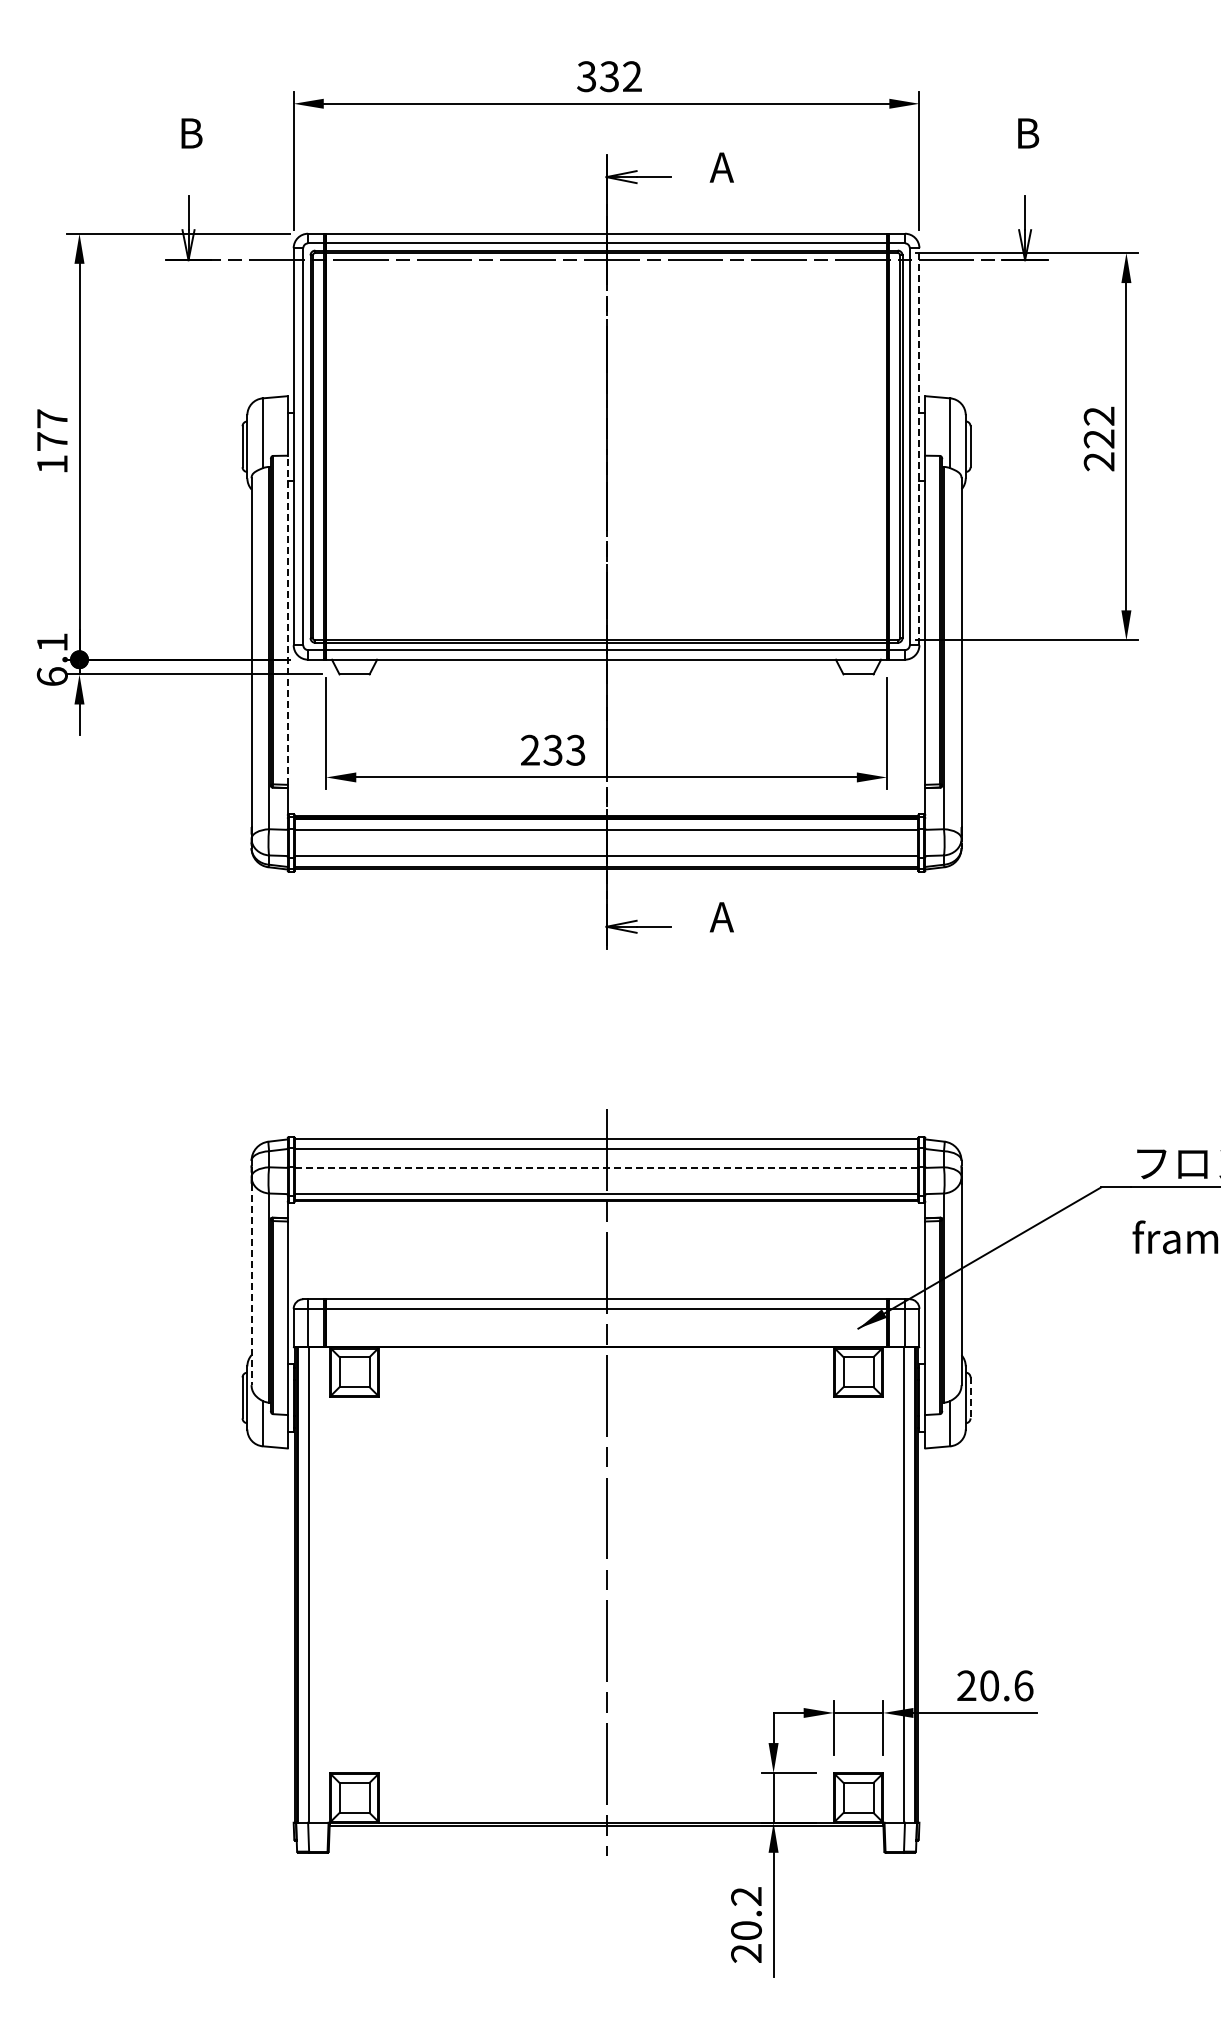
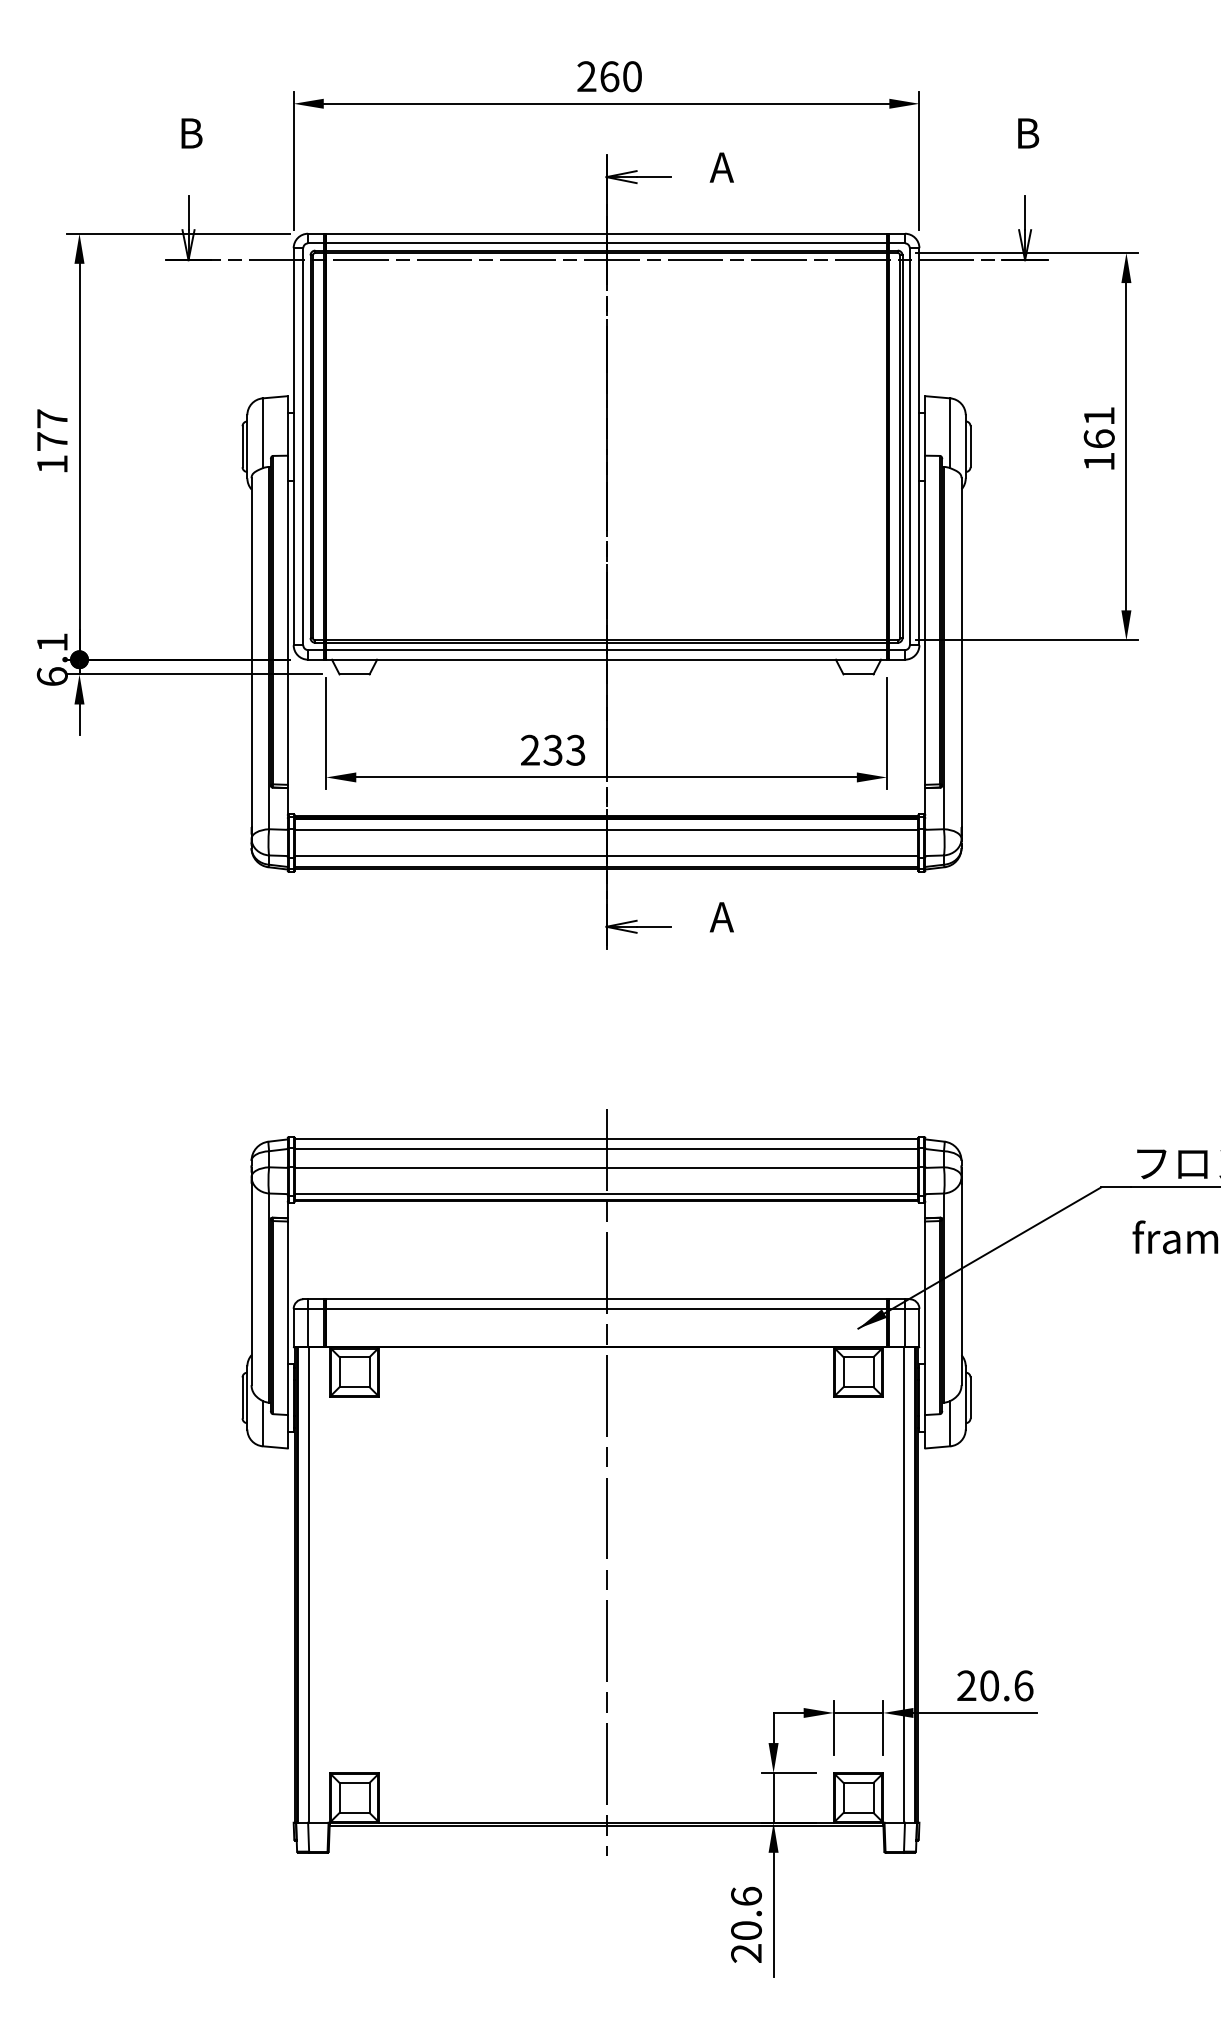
text: 332 -> 260 (609, 76)
text: 222 -> 161 (1098, 438)
line: dashed -> solid (919, 446)
line: dashed -> solid (287, 620)
line: dashed -> solid (606, 1167)
line: dashed -> solid (251, 1284)
line: dashed -> solid (970, 1398)
text: 20.2 -> 20.6 (746, 1895)
